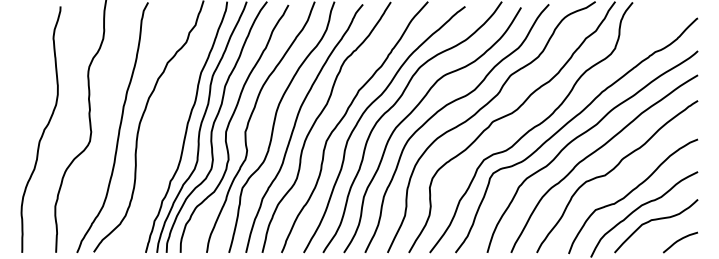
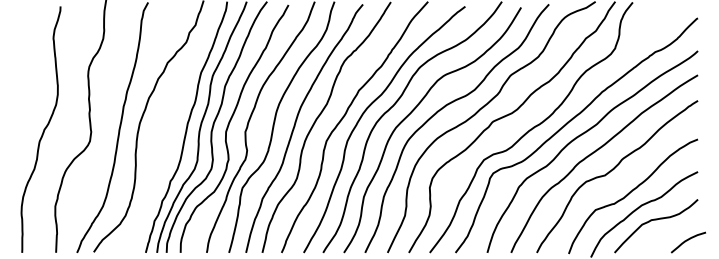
curve position: (679, 241) -> (687, 241) (687, 241)
